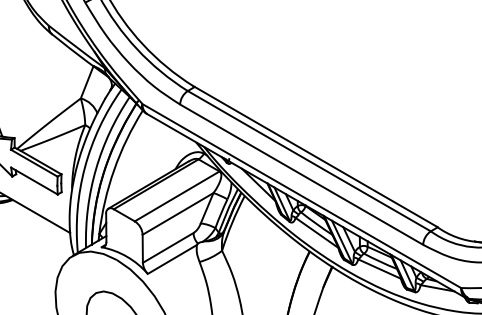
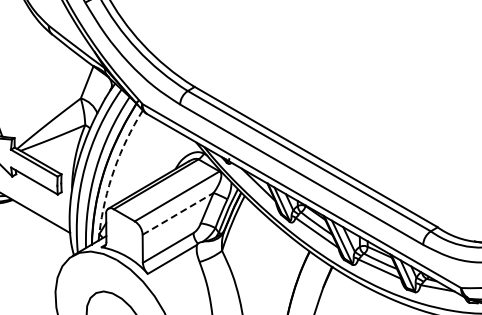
arc: solid -> dashed (114, 169)
line: solid -> dashed (178, 213)
